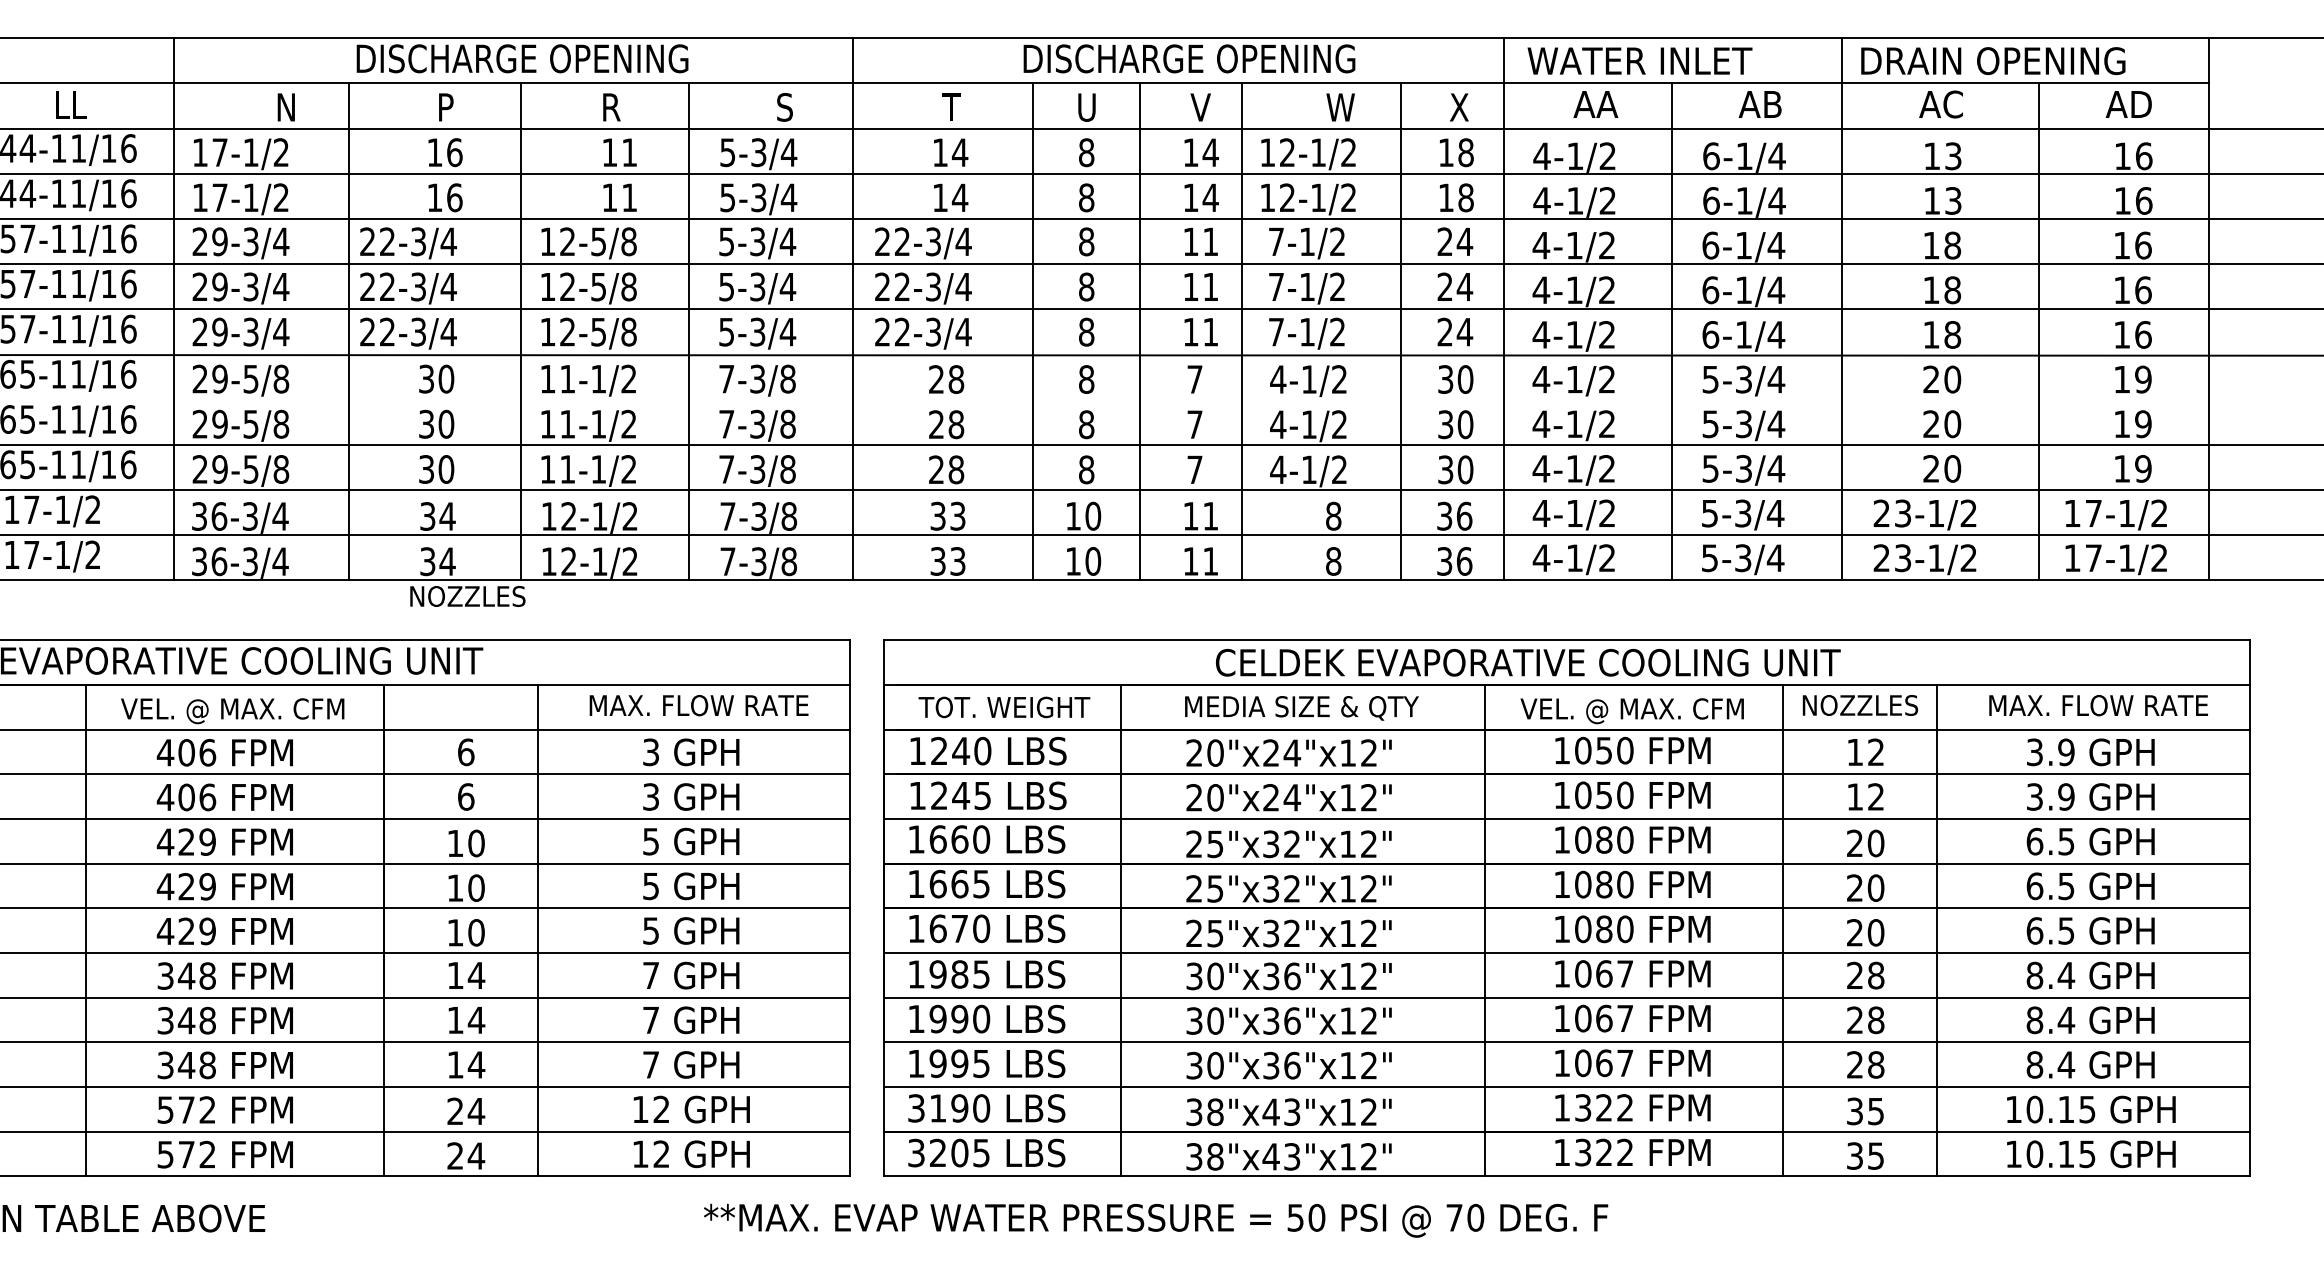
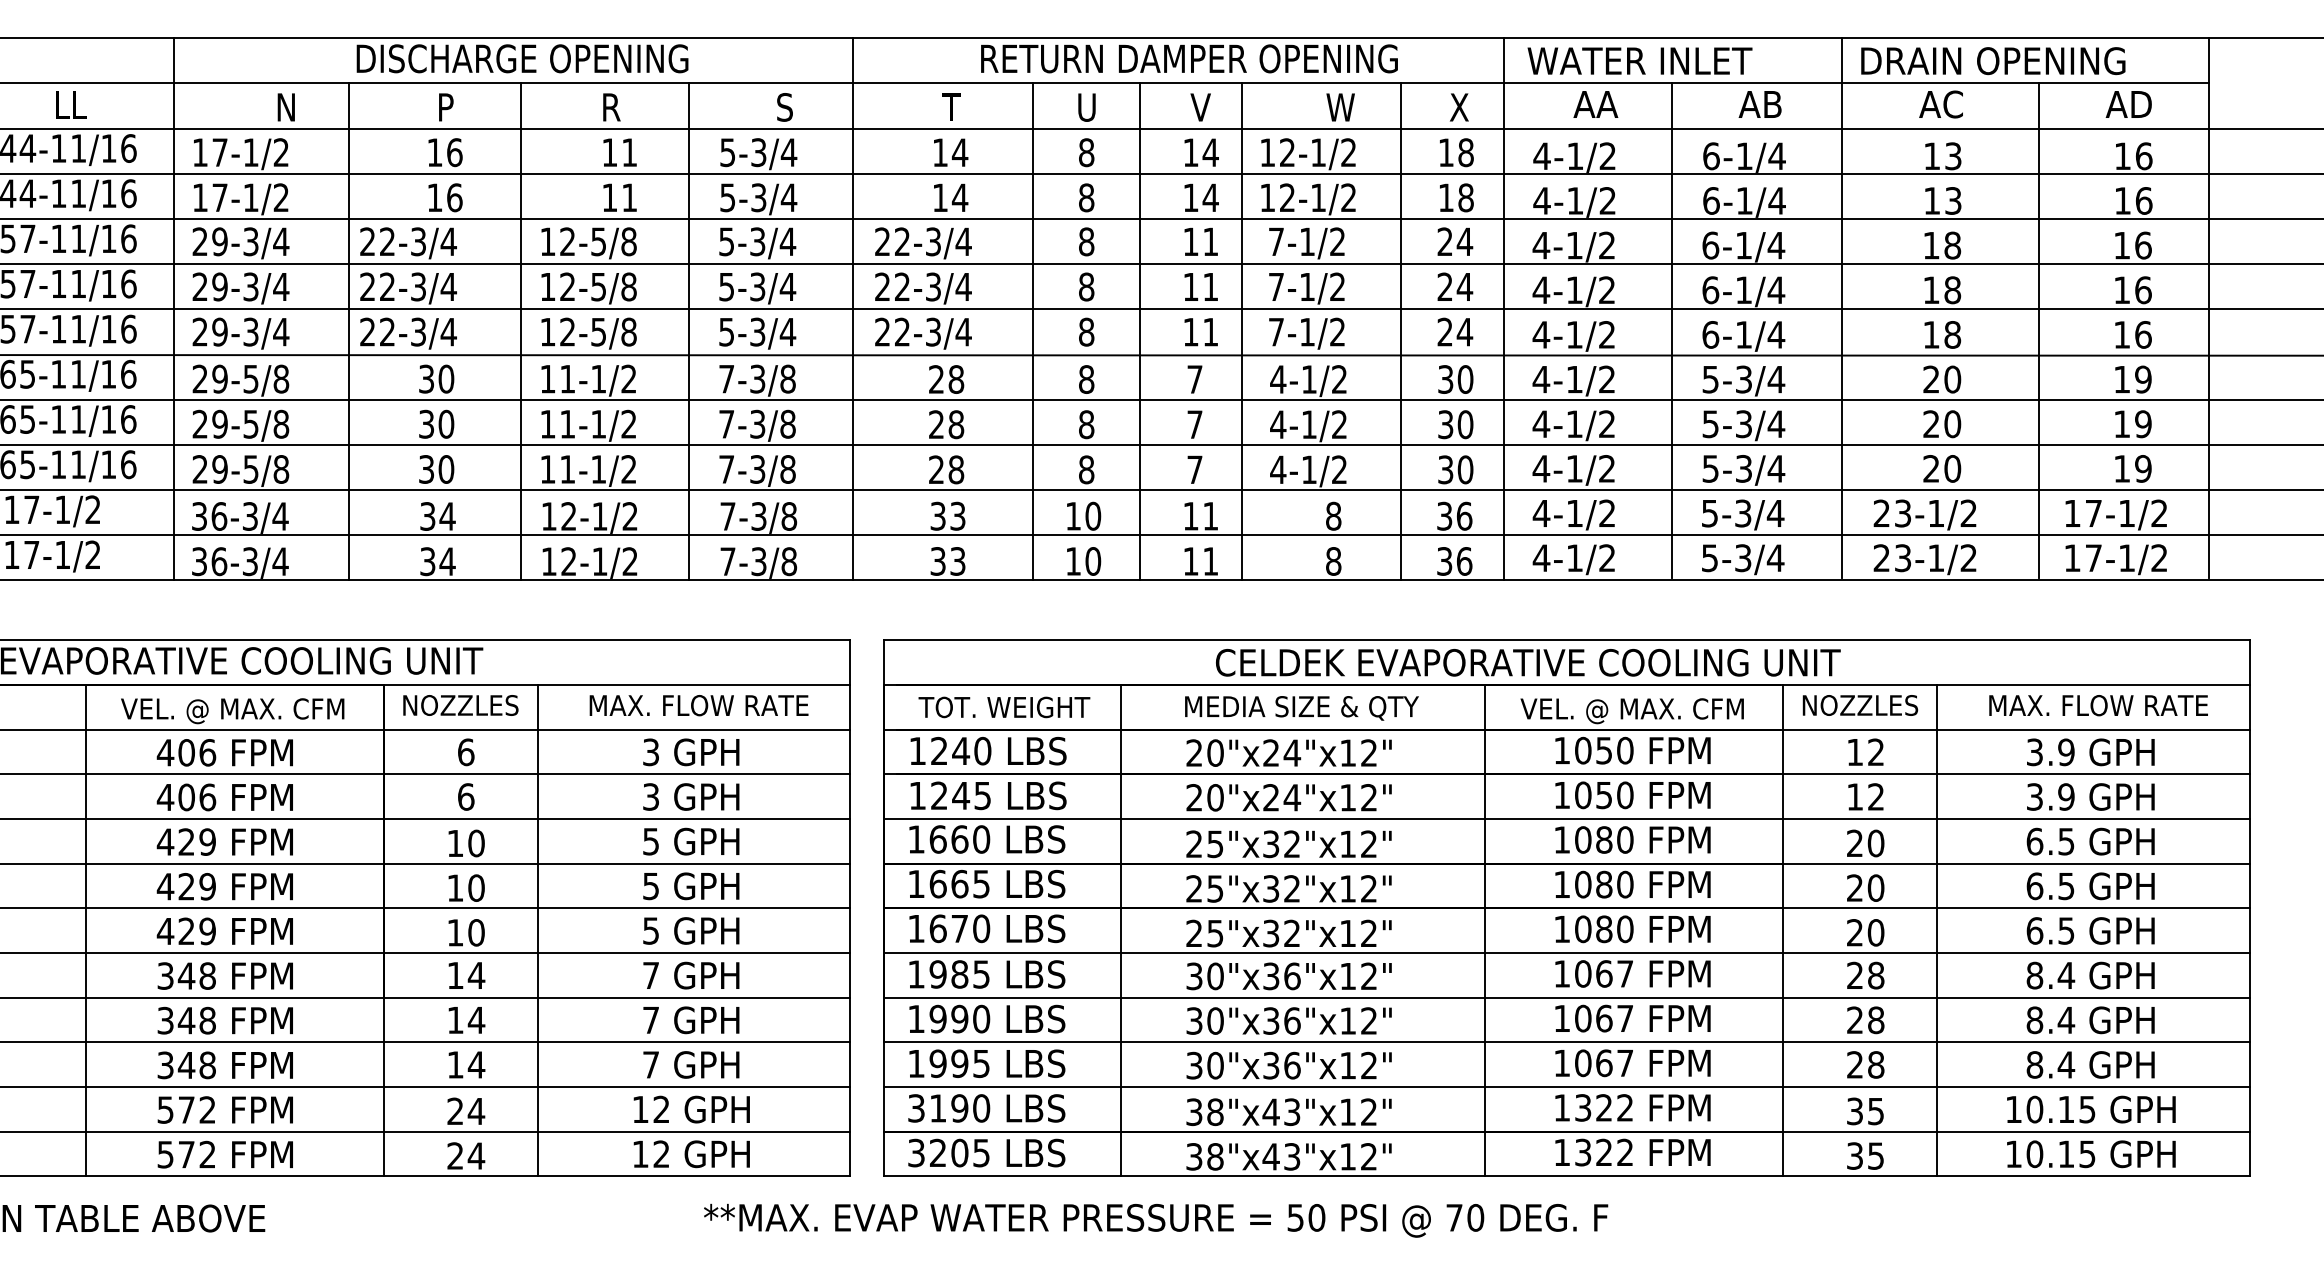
text: DISCHARGE OPENING -> RETURN DAMPER OPENING (1189, 58)
line: none -> present (1161, 399)
text position: (467, 596) -> (460, 705) (460, 705)
